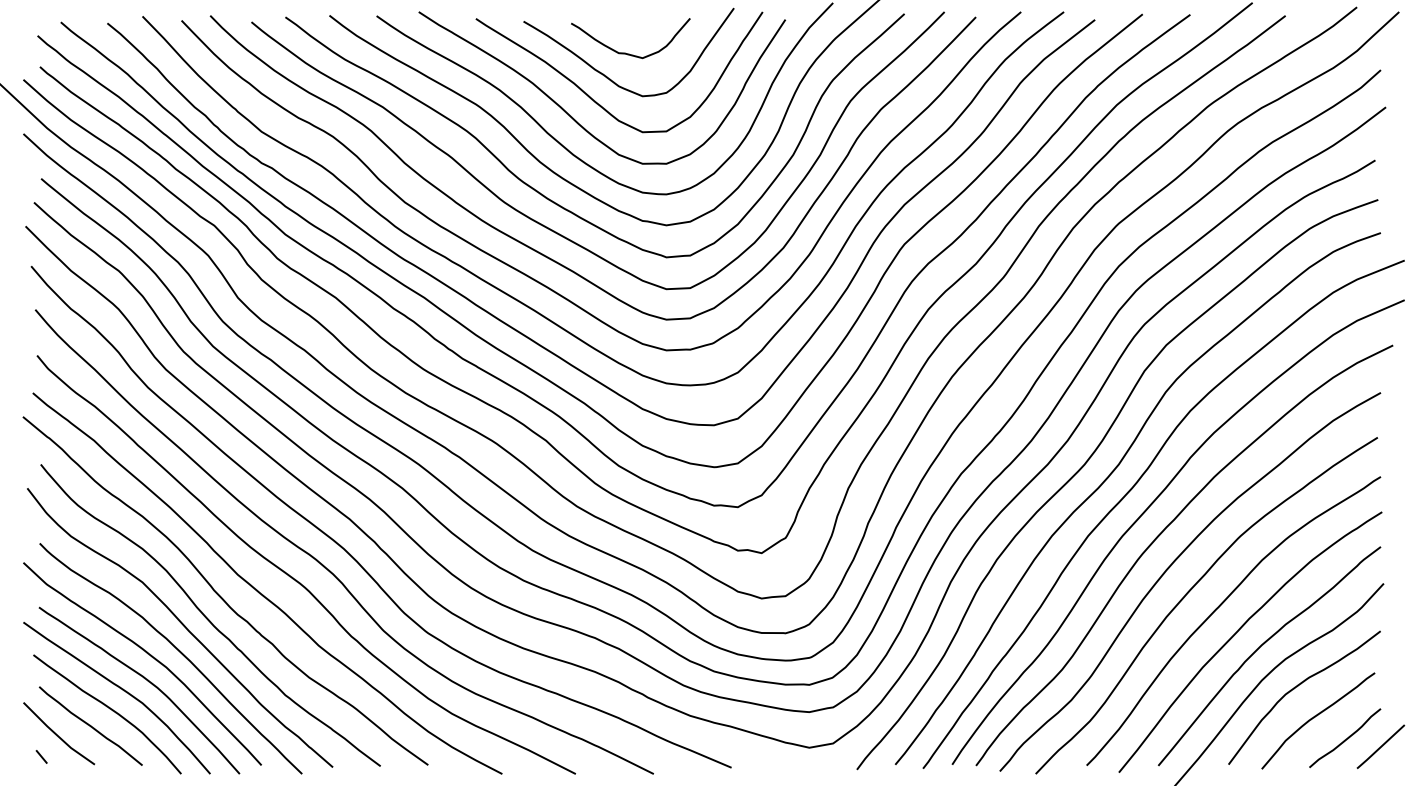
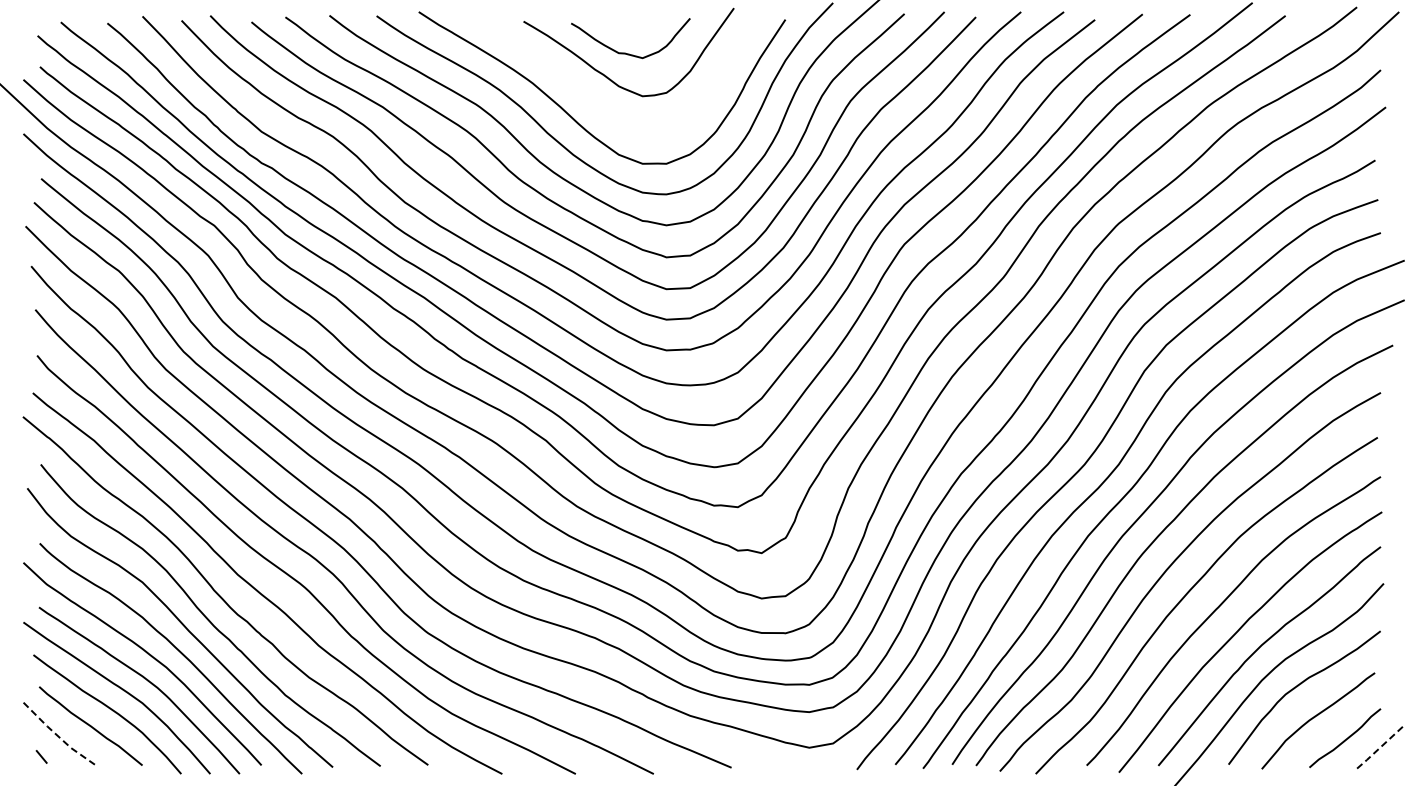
curve: present -> none (595, 100)
line: solid -> dashed (58, 736)
line: solid -> dashed (1380, 747)
